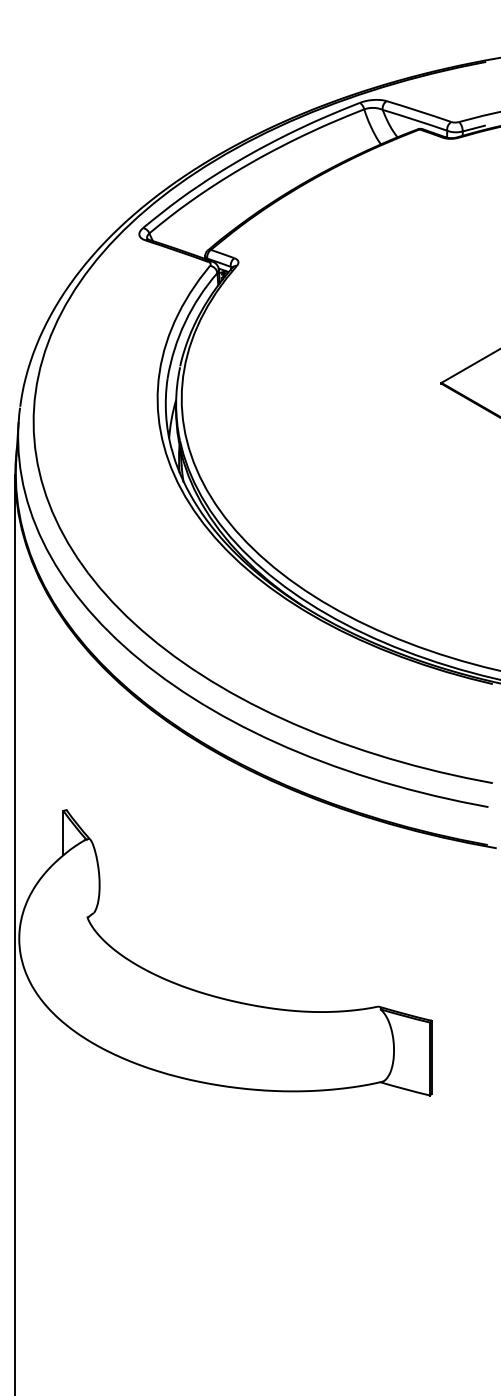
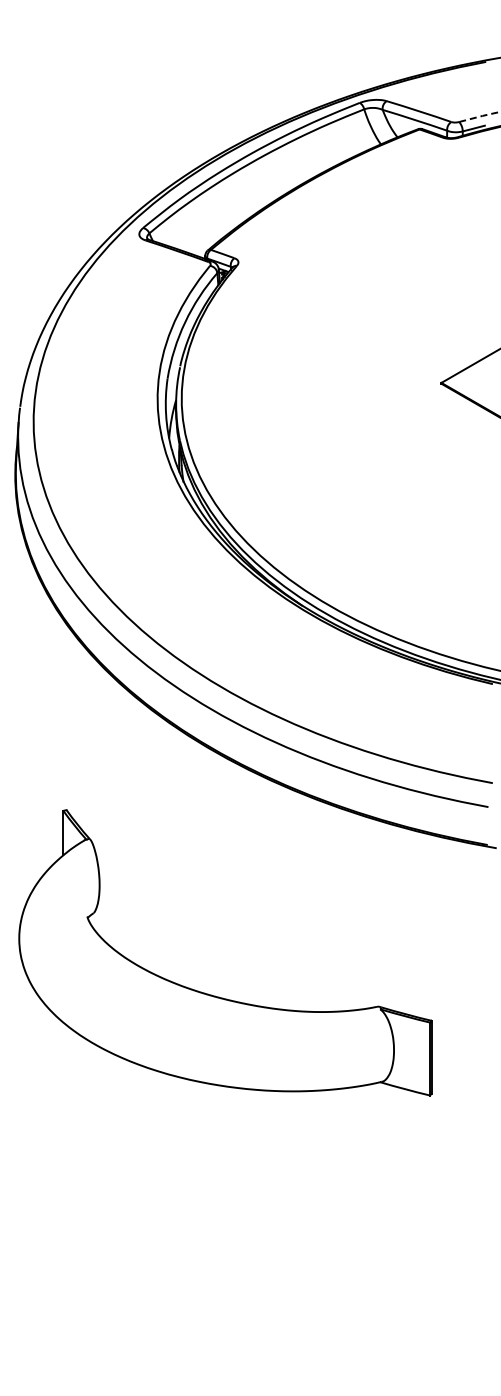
line: solid -> dashed (480, 116)
line: present -> none (15, 933)
